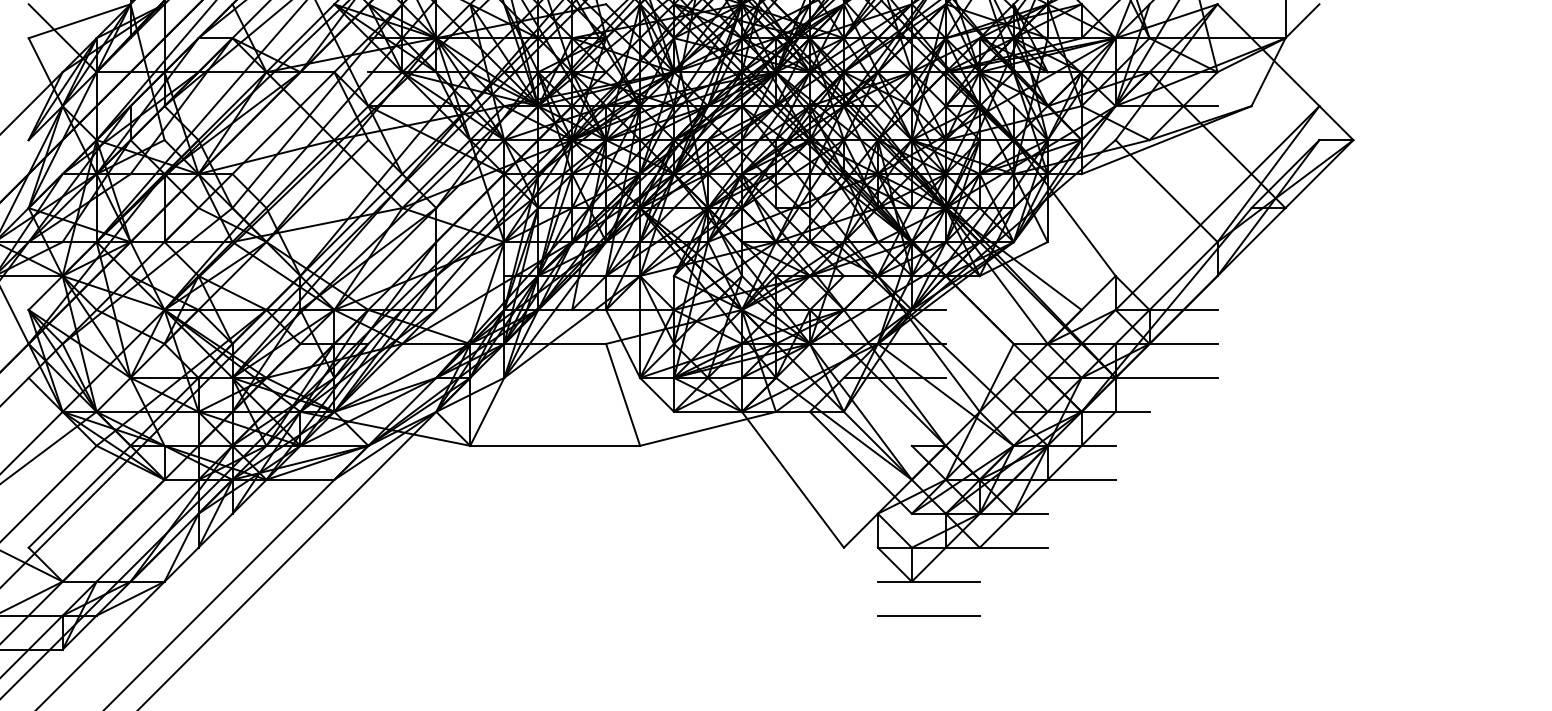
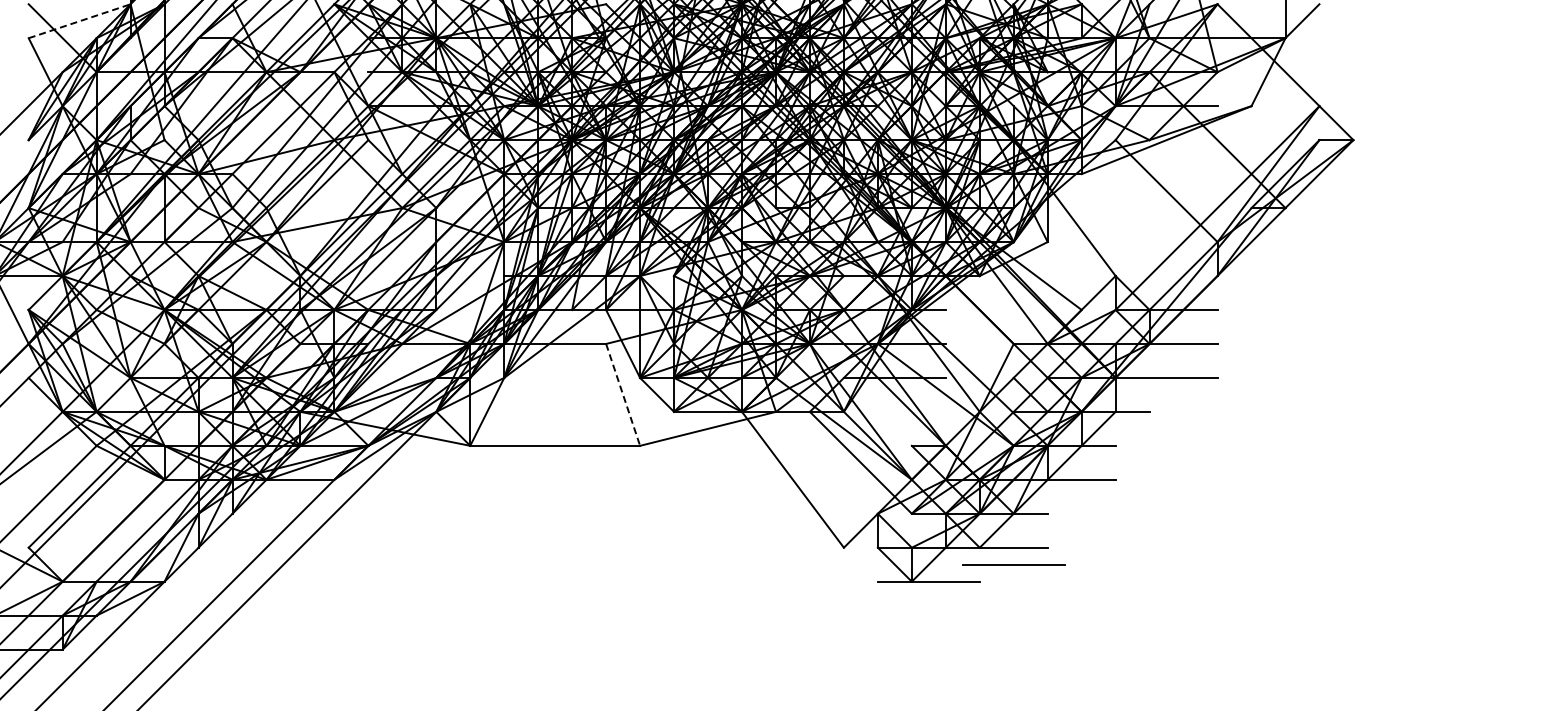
line: solid -> dashed (79, 21)
line: solid -> dashed (623, 394)
line position: (928, 615) -> (1013, 564) (1013, 564)
